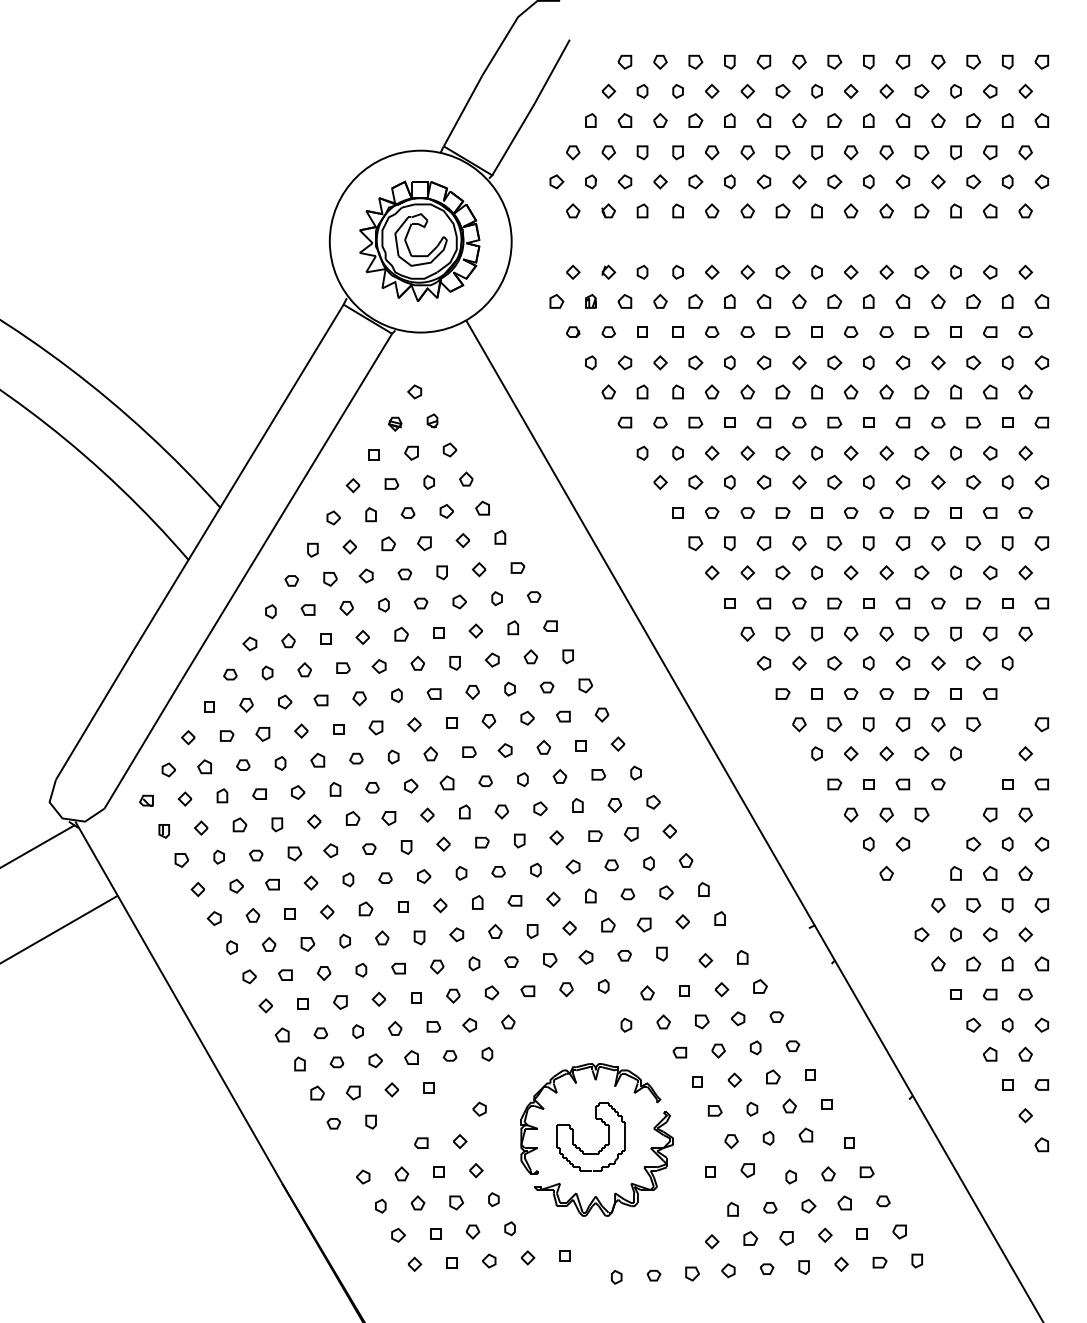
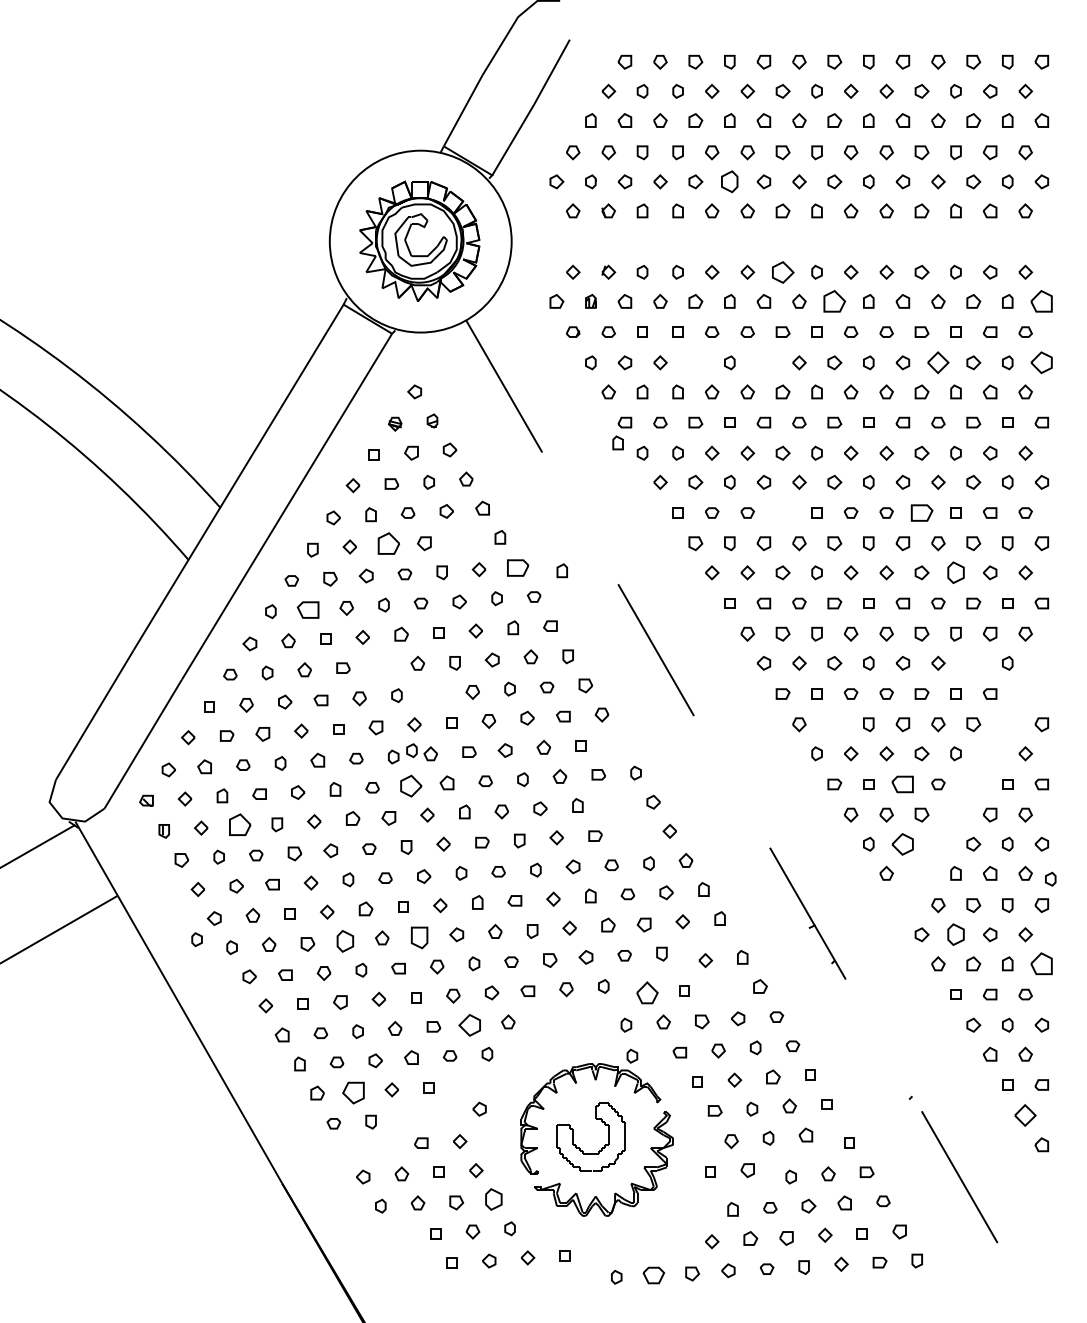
part size: 12x16 px -> 18x24 px (729, 181)
part size: 16x16 px -> 23x23 px (783, 272)
part size: 16x15 px -> 23x23 px (834, 301)
part size: 16x15 px -> 23x23 px (1041, 301)
part: present -> none (695, 362)
part: present -> none (763, 362)
part size: 15x16 px -> 23x24 px (938, 362)
part size: 16x16 px -> 23x23 px (1041, 362)
part: none -> present (617, 442)
part: present -> none (782, 512)
part size: 16x12 px -> 24x18 px (921, 512)
part: present -> none (462, 540)
part size: 15x16 px -> 23x23 px (388, 543)
part size: 16x12 px -> 23x18 px (518, 567)
part: none -> present (561, 570)
part size: 12x16 px -> 18x23 px (955, 572)
part size: 16x12 px -> 24x18 px (307, 609)
part: present -> none (973, 663)
part: present -> none (378, 666)
part: present -> none (433, 693)
part: present -> none (834, 724)
part: present -> none (617, 743)
part: none -> present (411, 750)
part size: 16x13 px -> 23x19 px (902, 784)
part size: 15x16 px -> 23x24 px (411, 785)
part: present -> none (614, 805)
line: solid -> dashed (754, 821)
part size: 16x16 px -> 23x23 px (240, 824)
part: present -> none (630, 834)
part size: 16x16 px -> 23x23 px (902, 844)
part: none -> present (1050, 878)
part size: 12x16 px -> 18x23 px (955, 934)
part size: 13x16 px -> 18x24 px (419, 937)
part: none -> present (196, 939)
part size: 12x16 px -> 19x23 px (345, 941)
part size: 16x16 px -> 23x24 px (1041, 963)
part: present -> none (721, 989)
part size: 15x16 px -> 23x24 px (647, 992)
part size: 15x16 px -> 23x23 px (469, 1025)
part: none -> present (632, 1055)
part size: 16x16 px -> 23x24 px (353, 1092)
part size: 16x16 px -> 23x23 px (1025, 1115)
part size: 12x16 px -> 18x23 px (493, 1199)
part: present -> none (398, 1234)
part: present -> none (414, 1263)
part size: 16x12 px -> 24x19 px (653, 1275)
